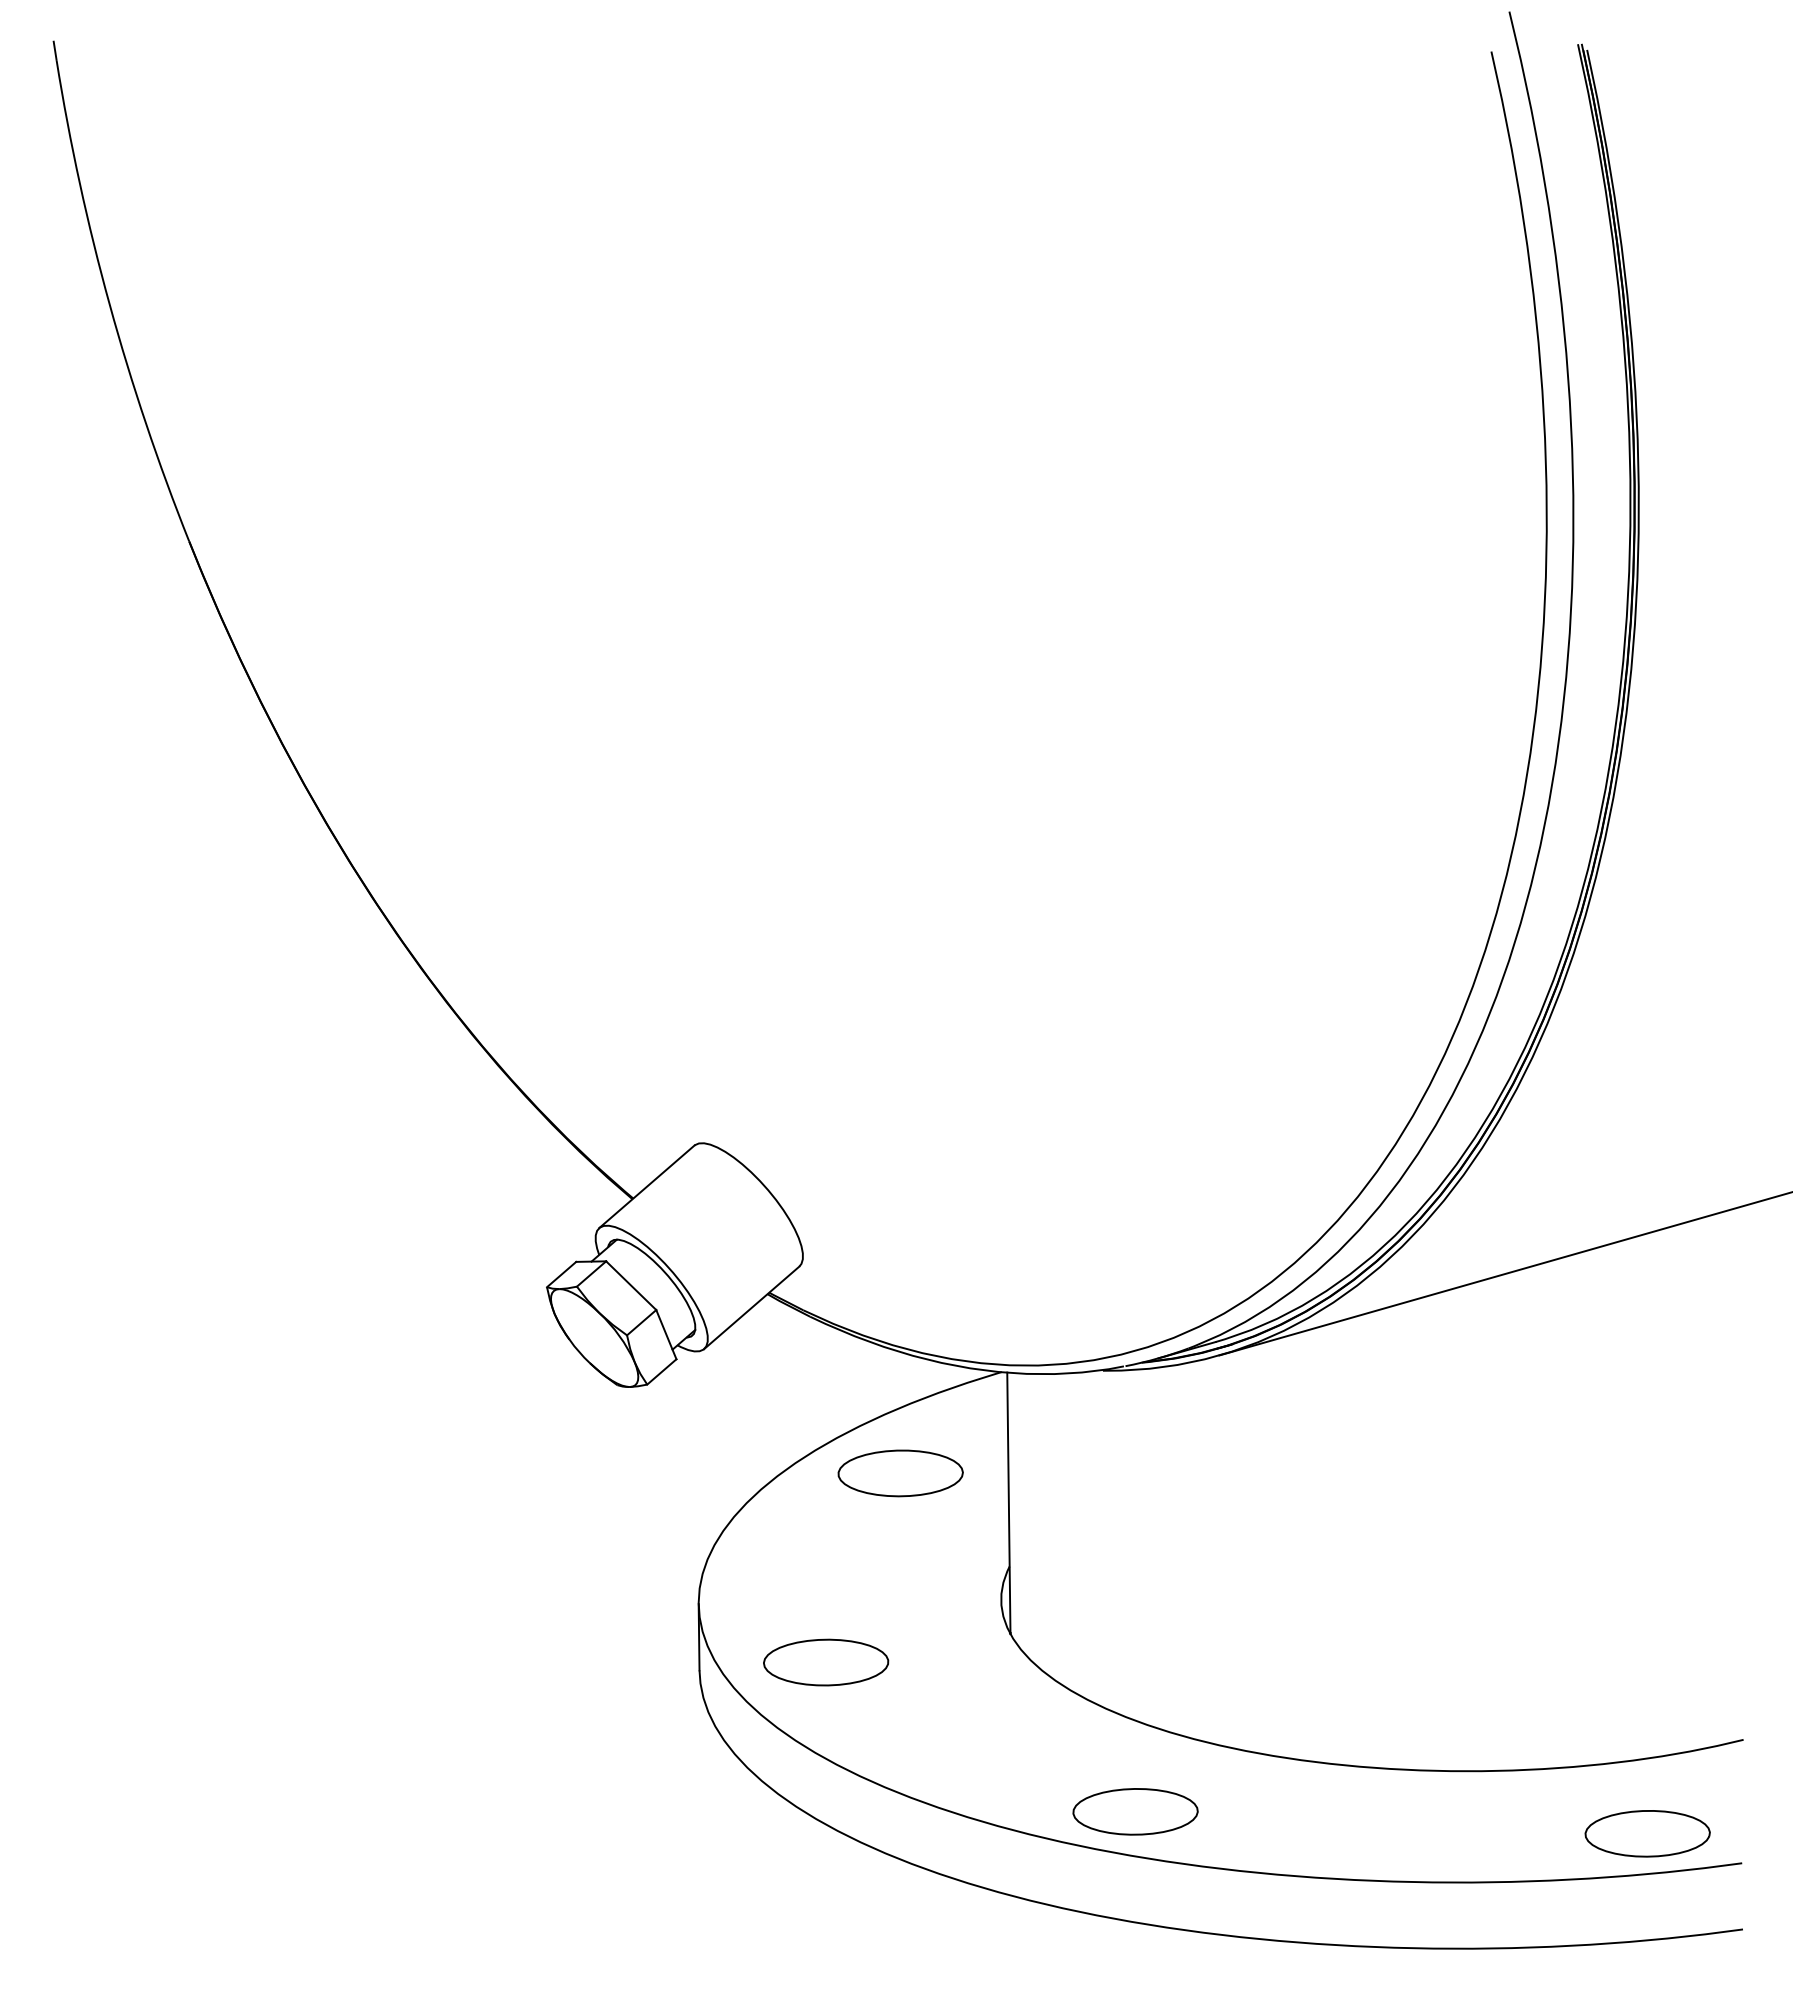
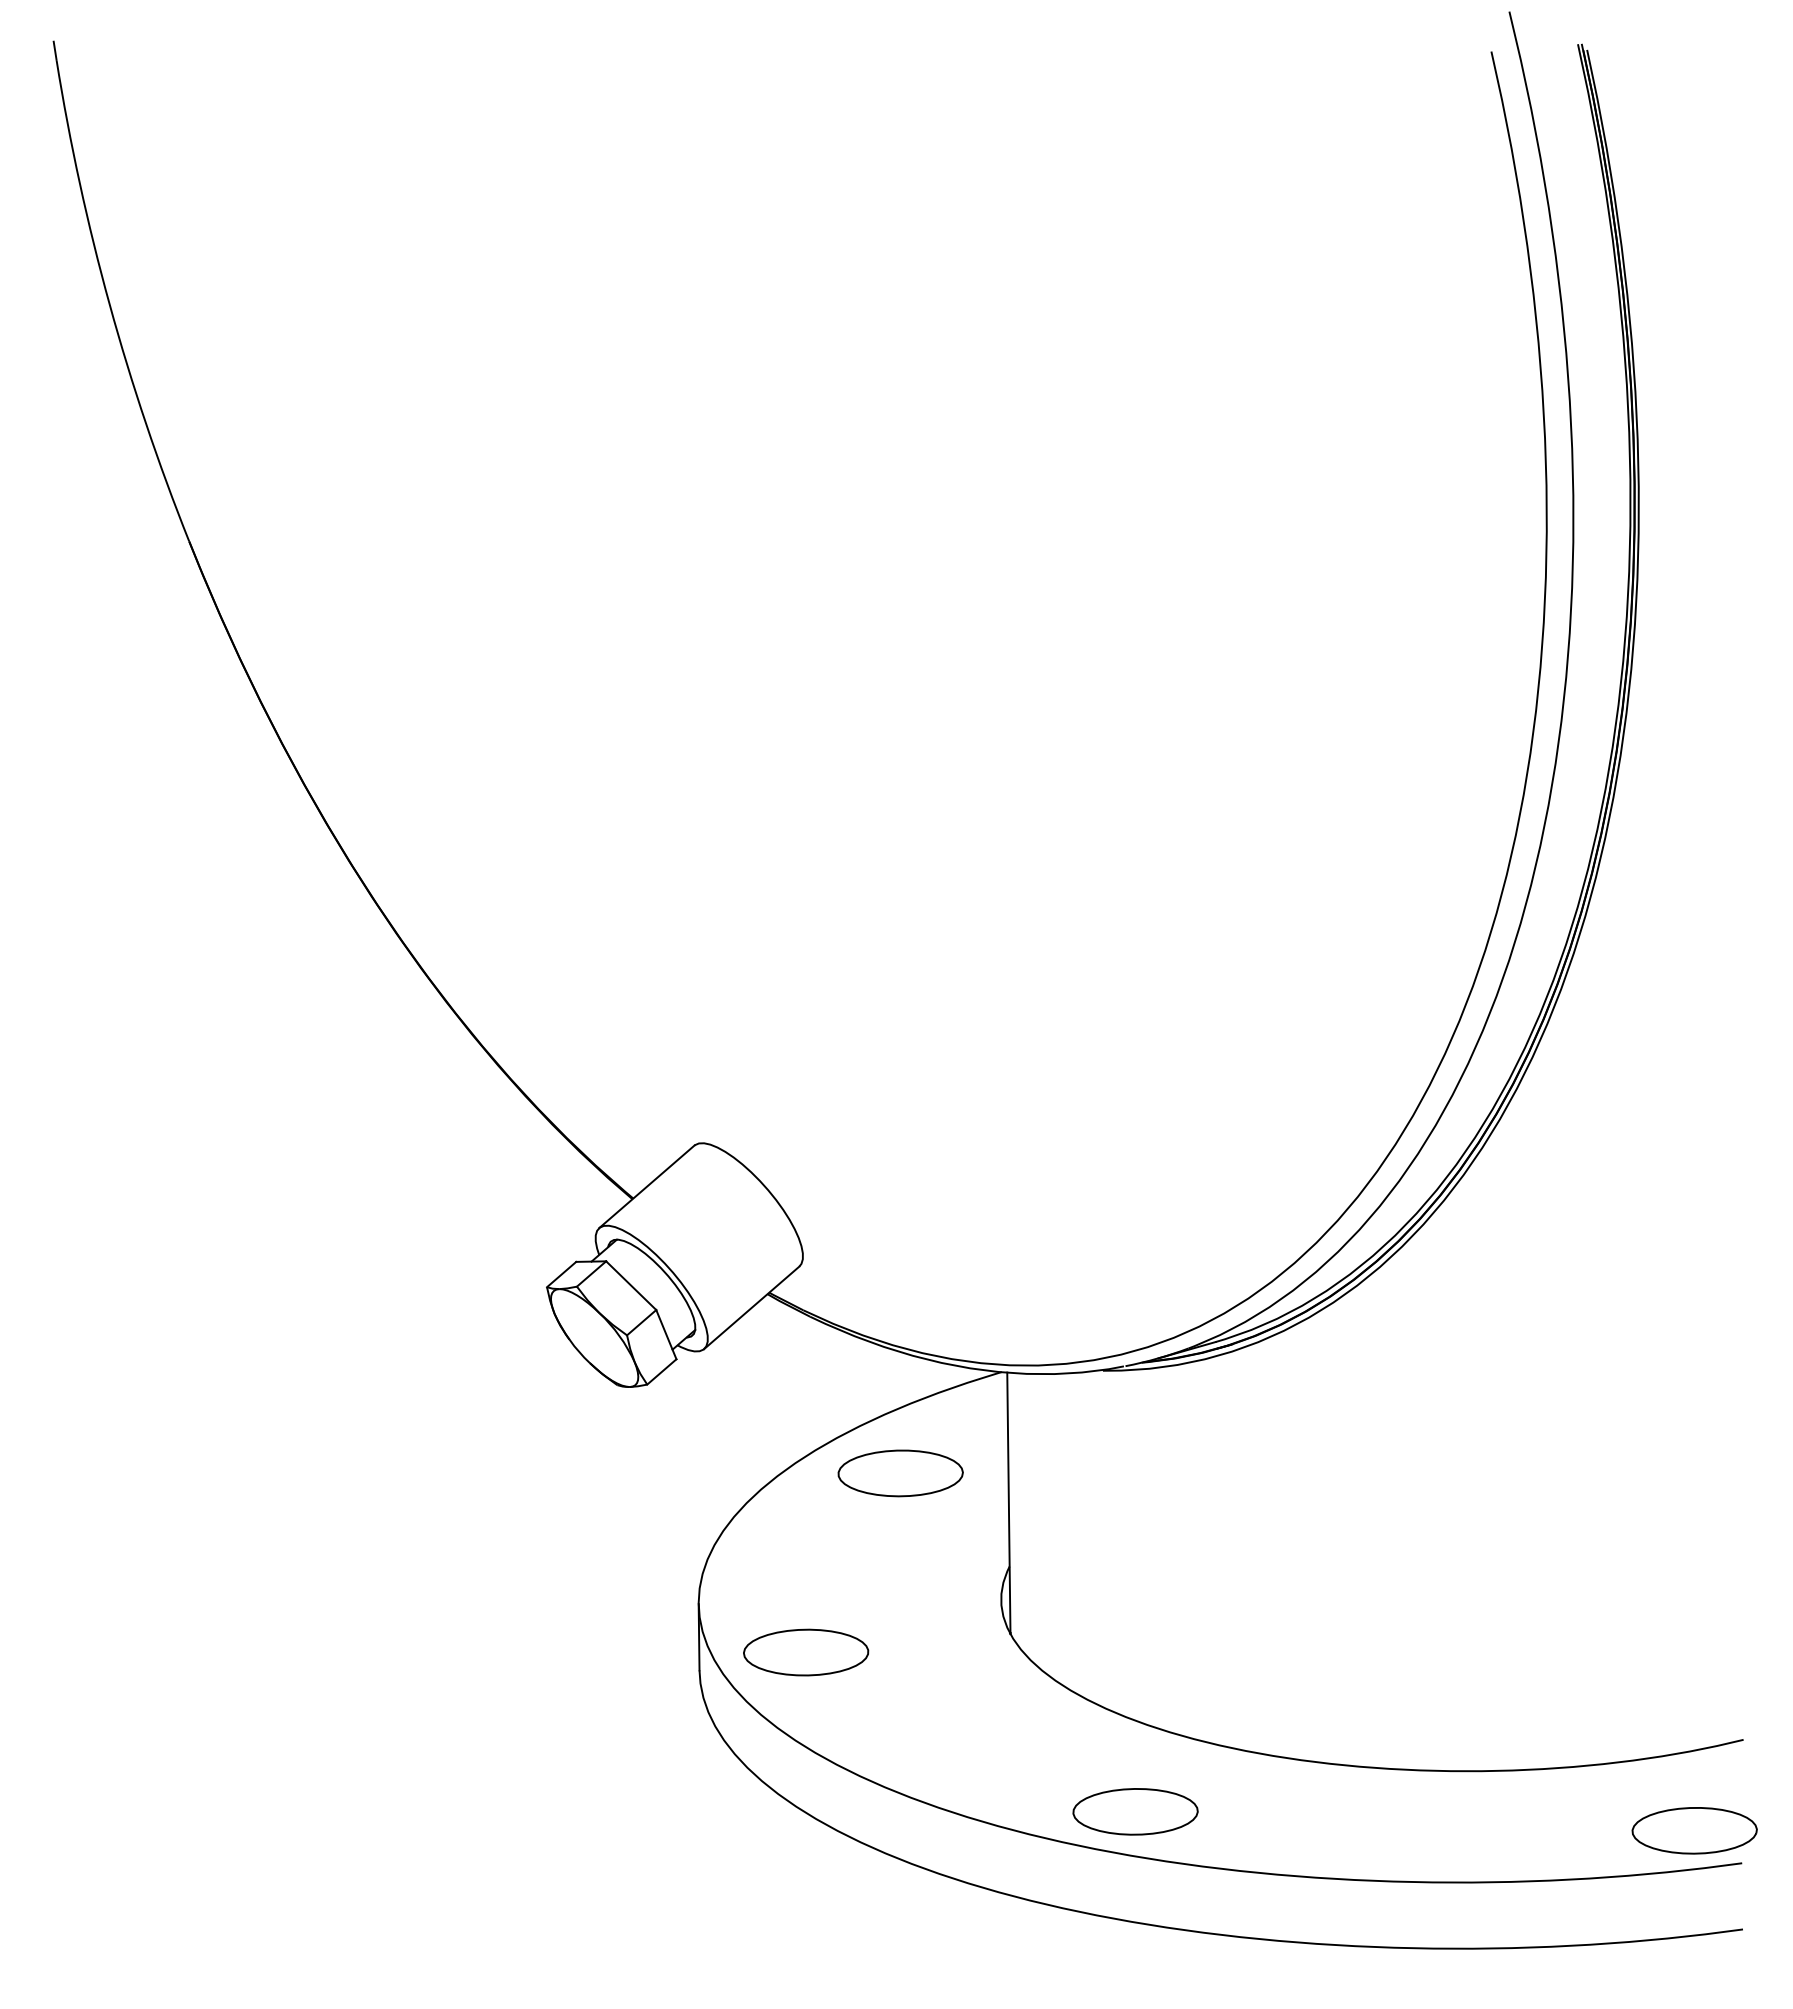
line: present -> none (1504, 1273)
part position: (826, 1662) -> (806, 1652) (806, 1652)
part position: (1647, 1833) -> (1694, 1830) (1694, 1830)
